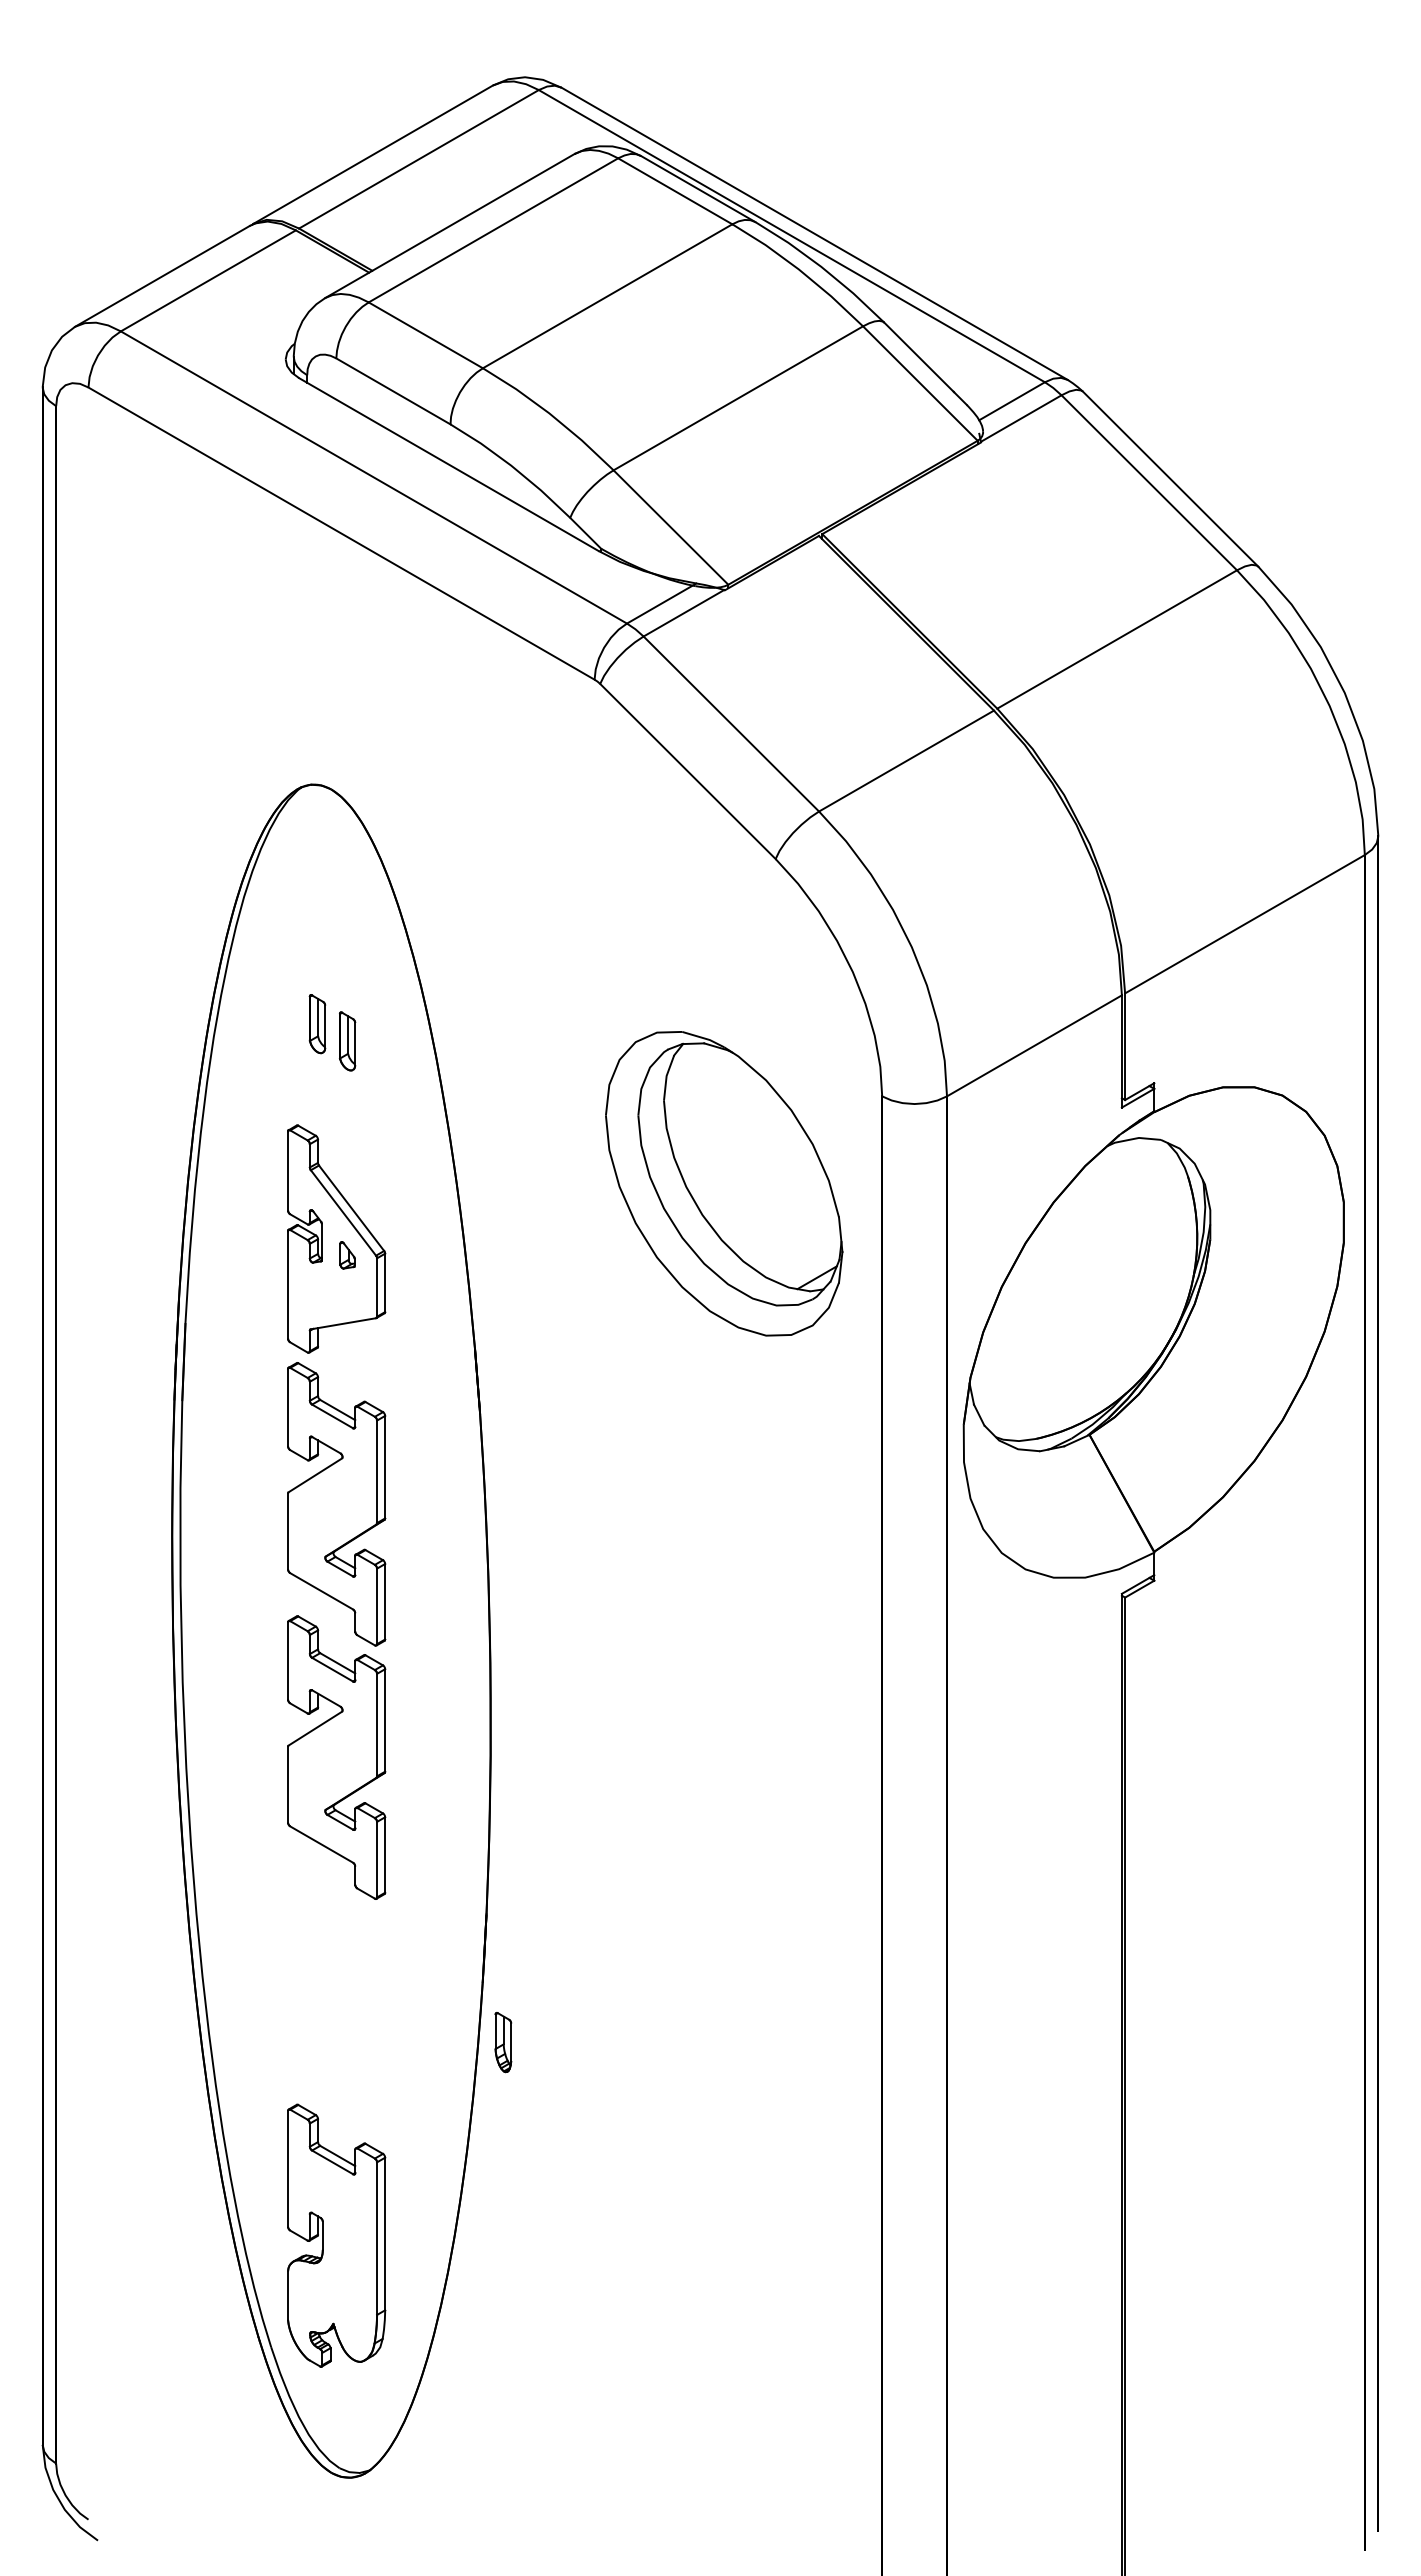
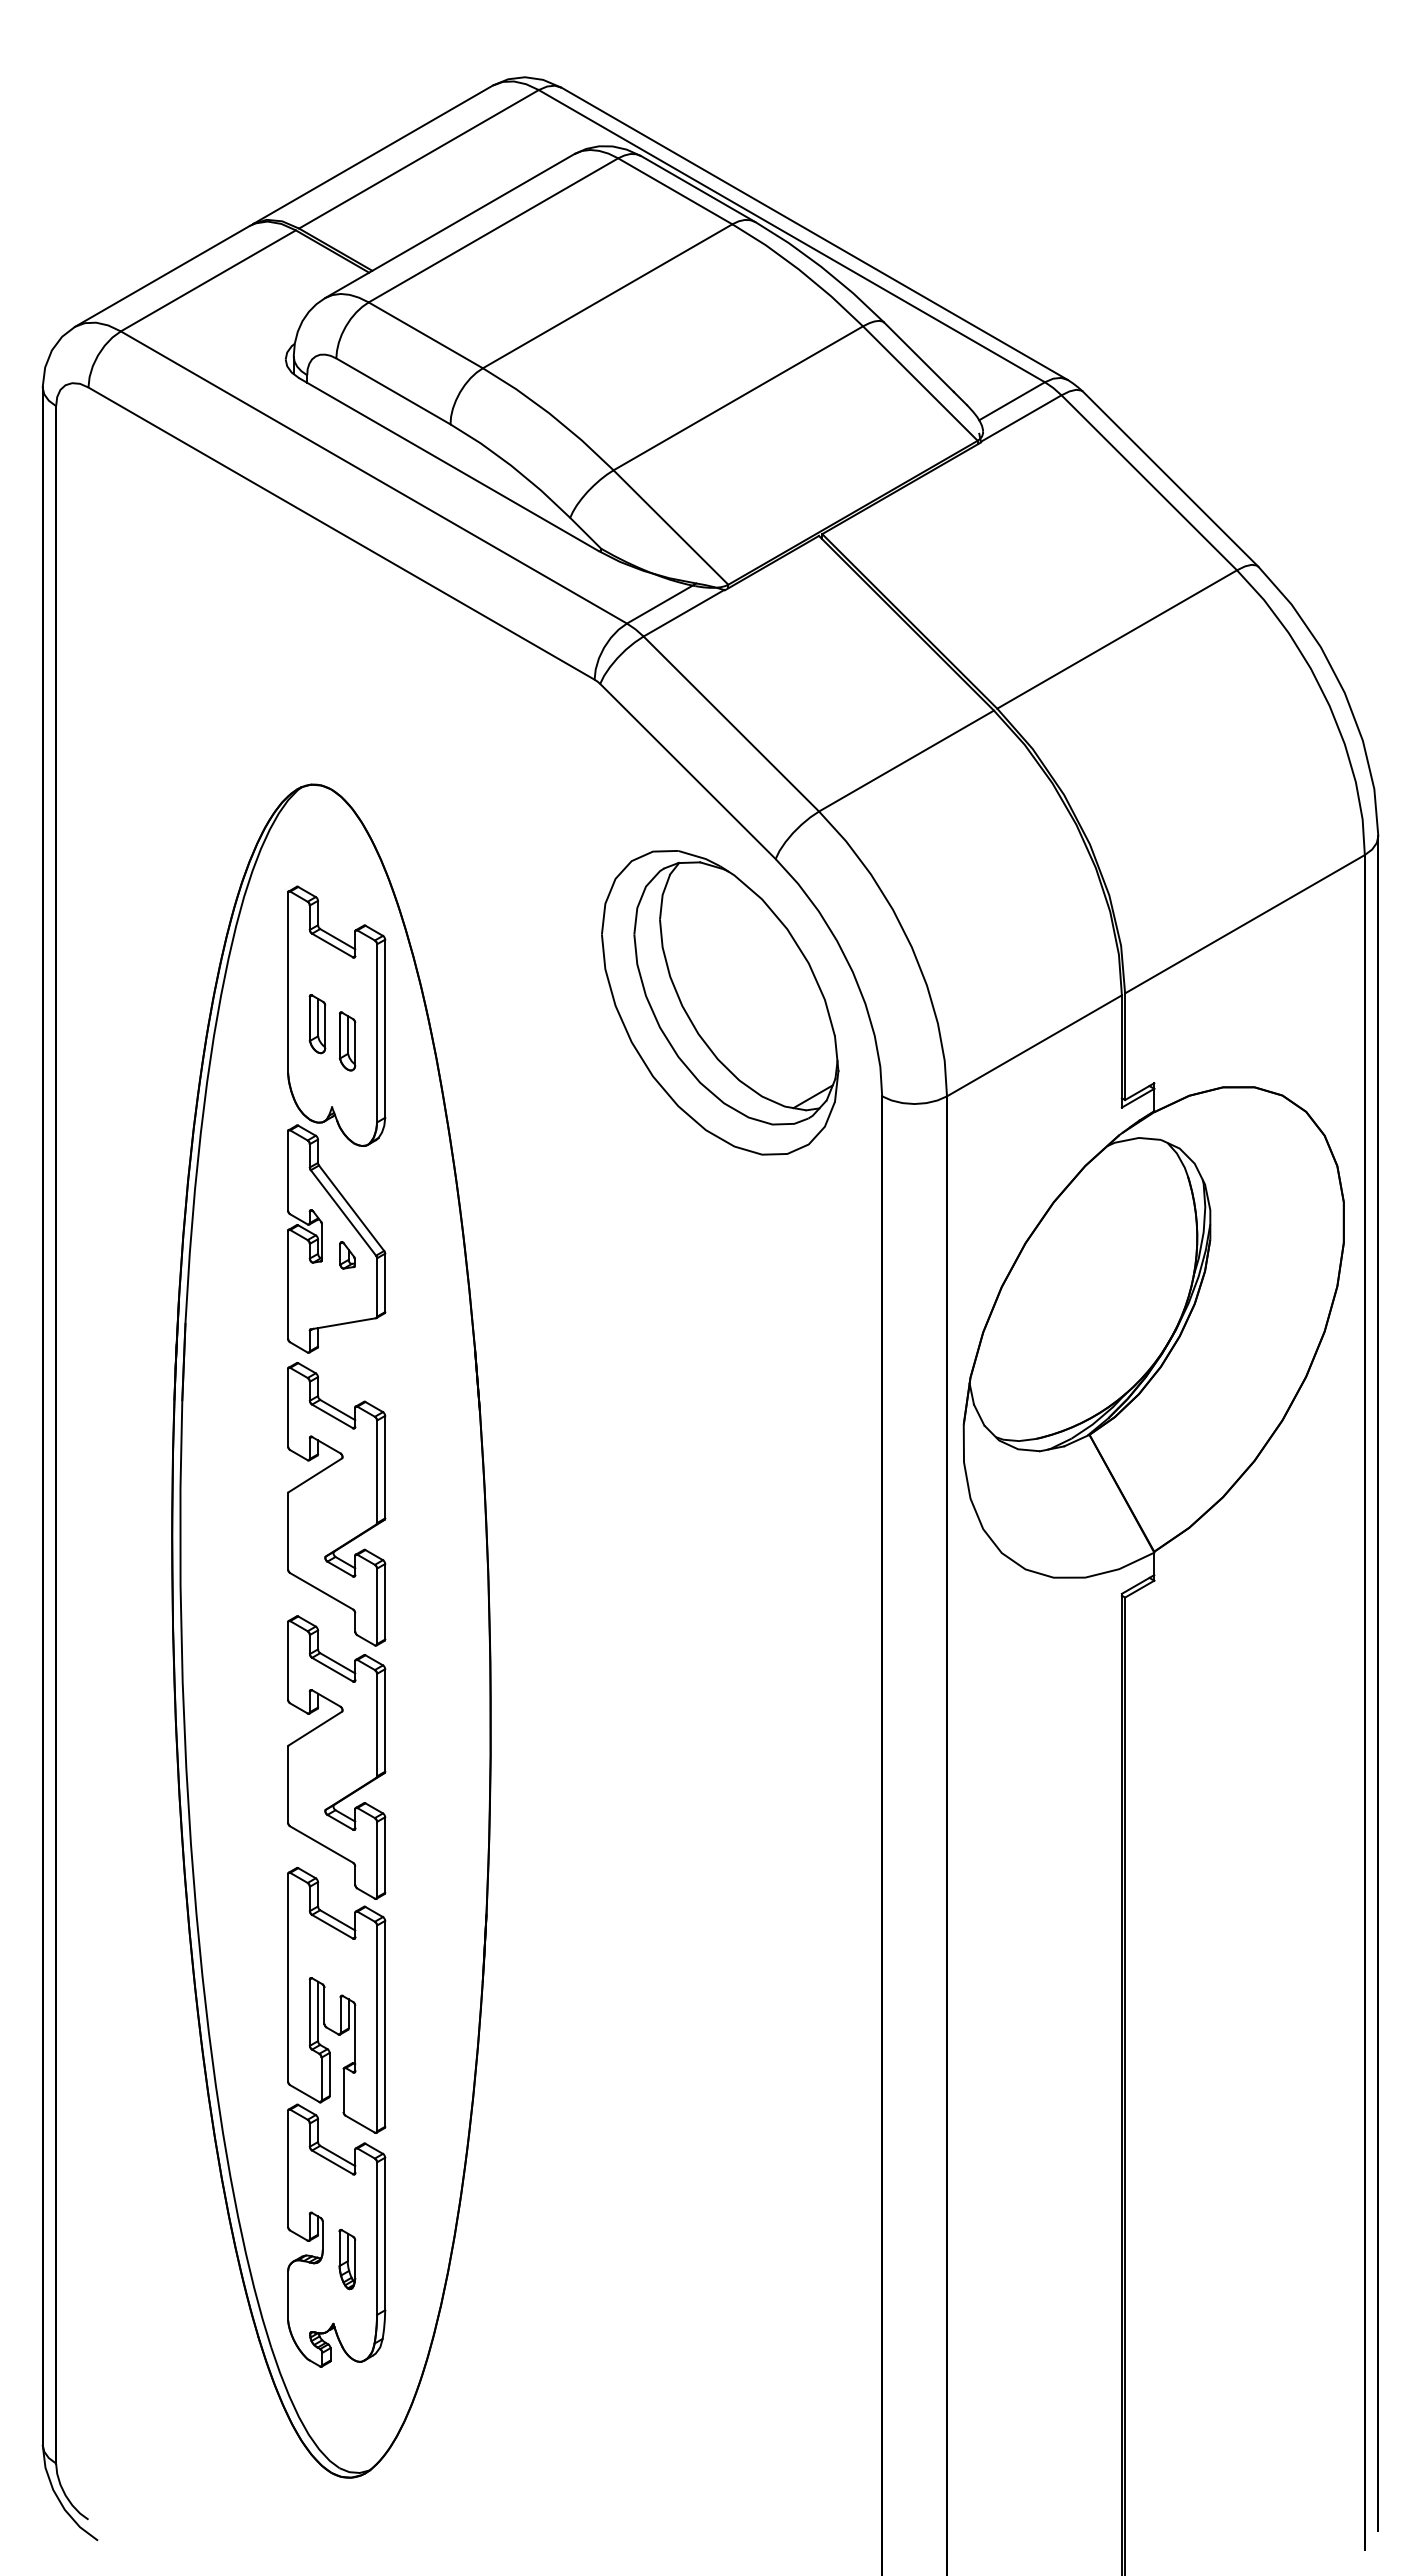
part: none -> present (336, 1015)
part position: (724, 1183) -> (720, 1002) (720, 1002)
part: none -> present (336, 2000)
part position: (503, 2042) -> (347, 2259) (347, 2259)
